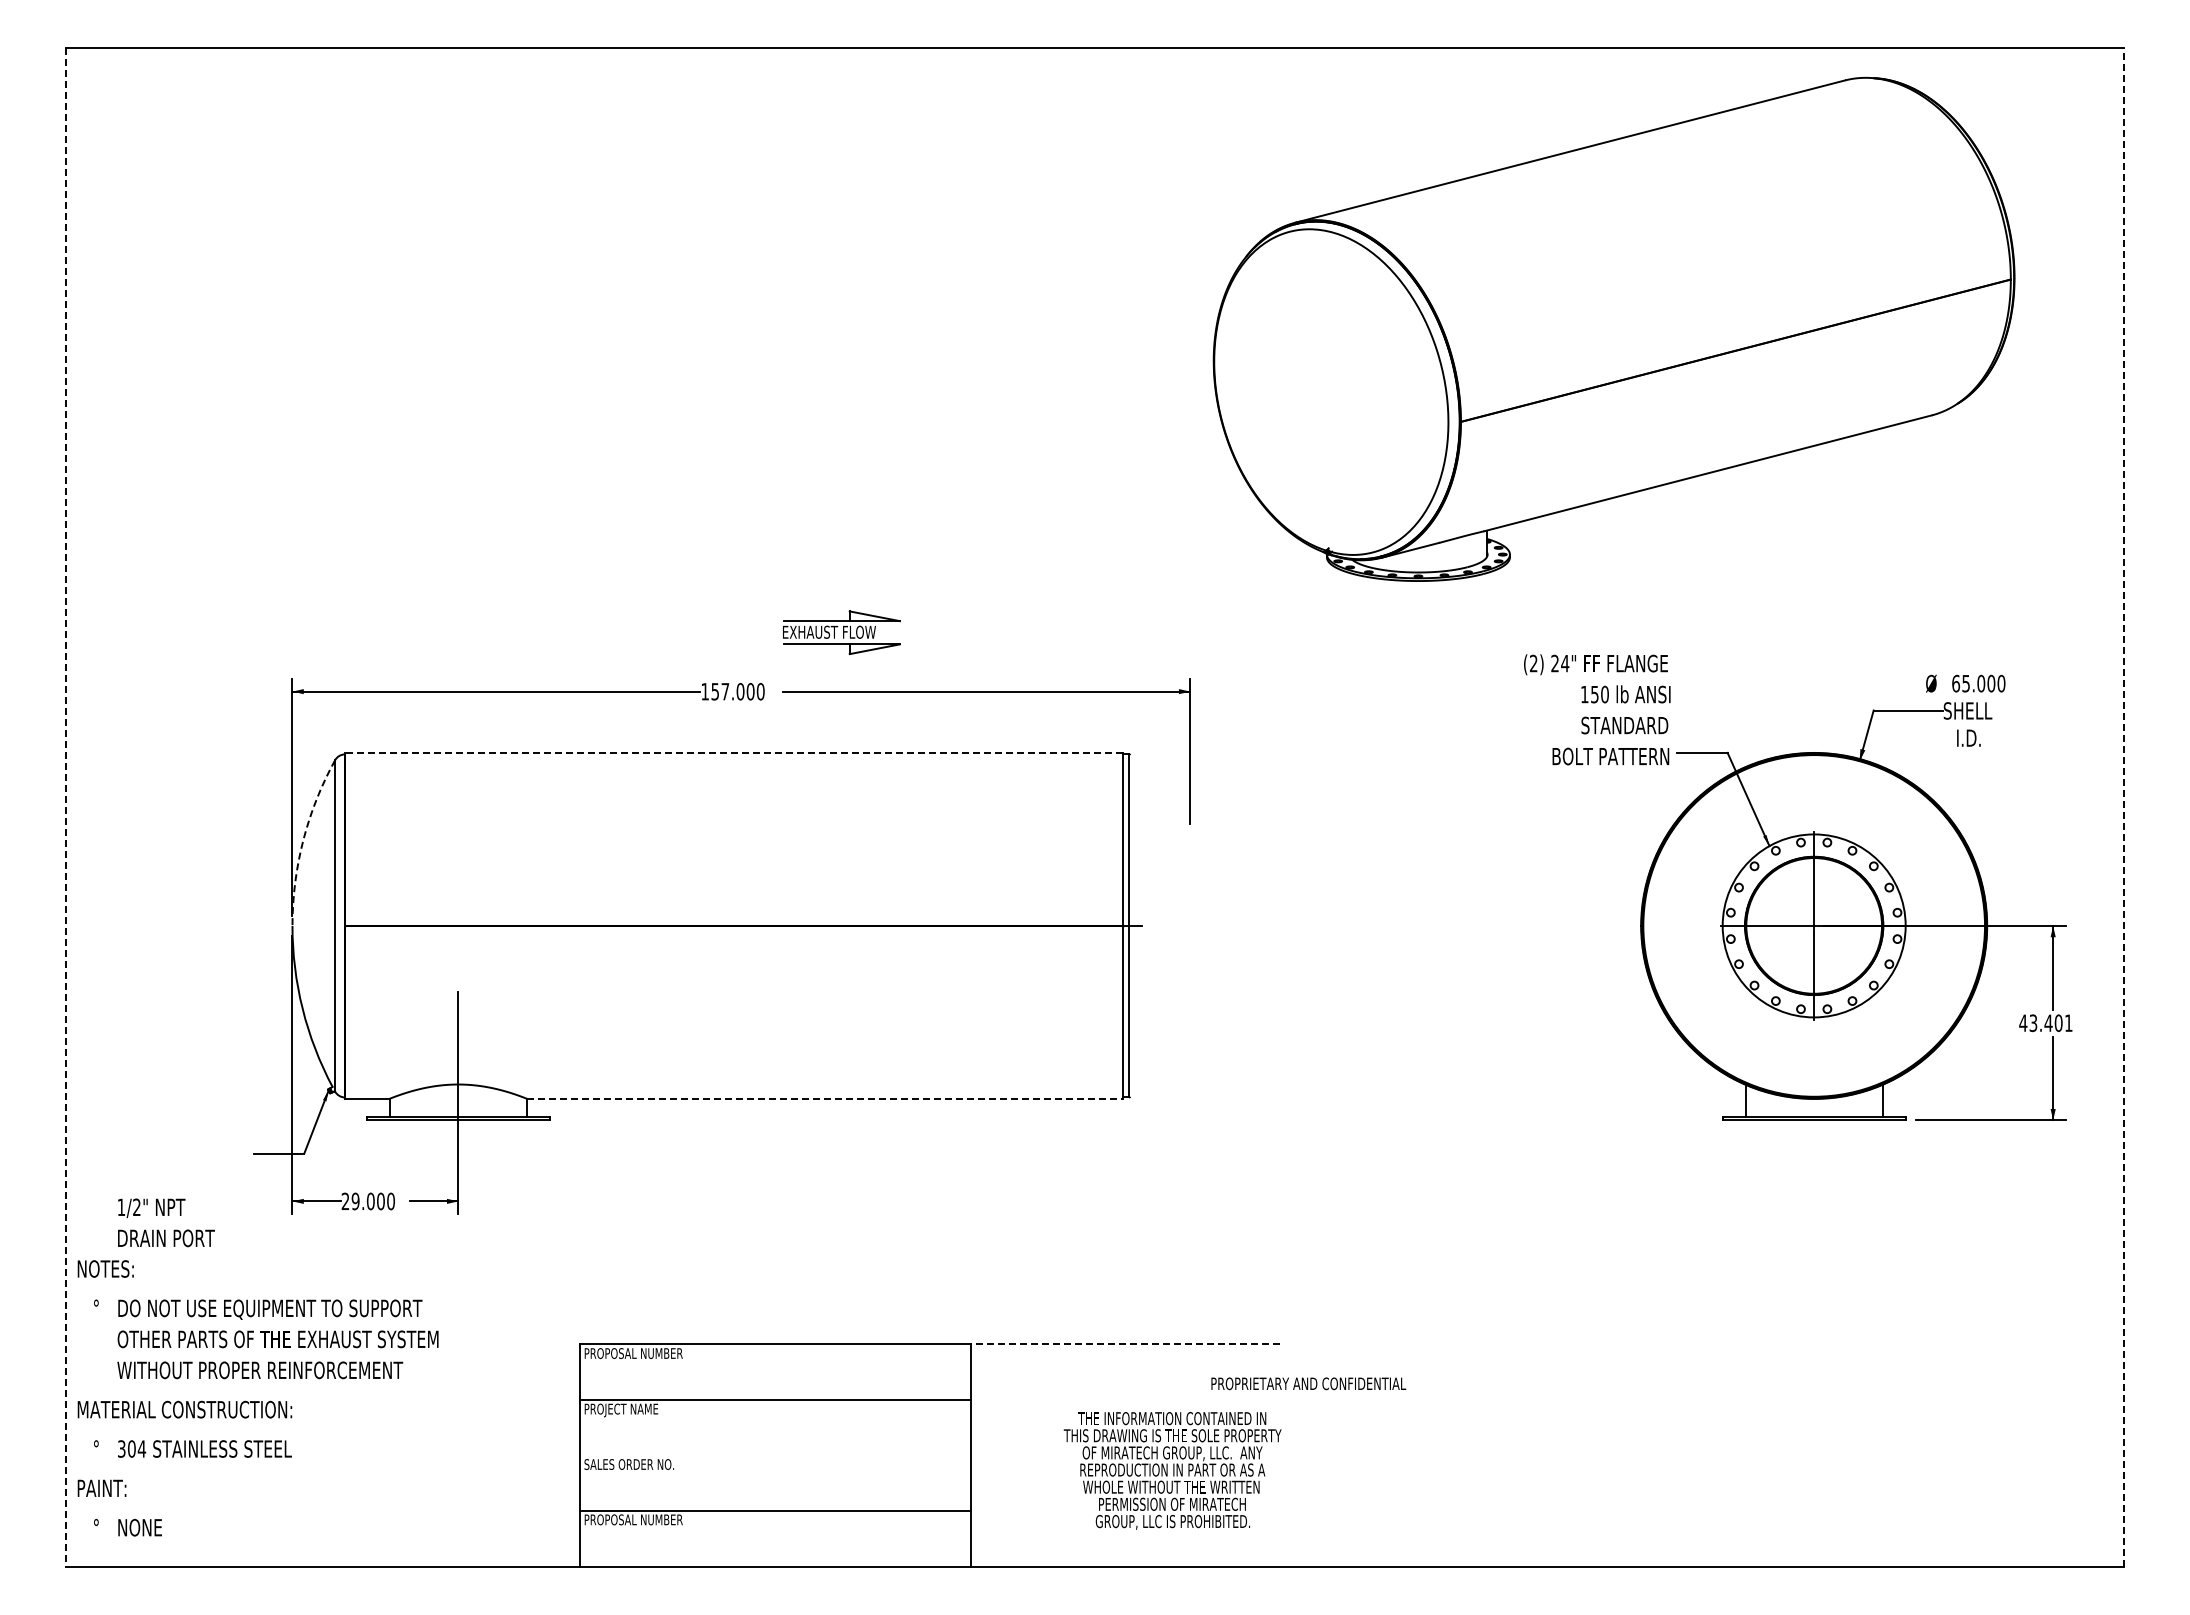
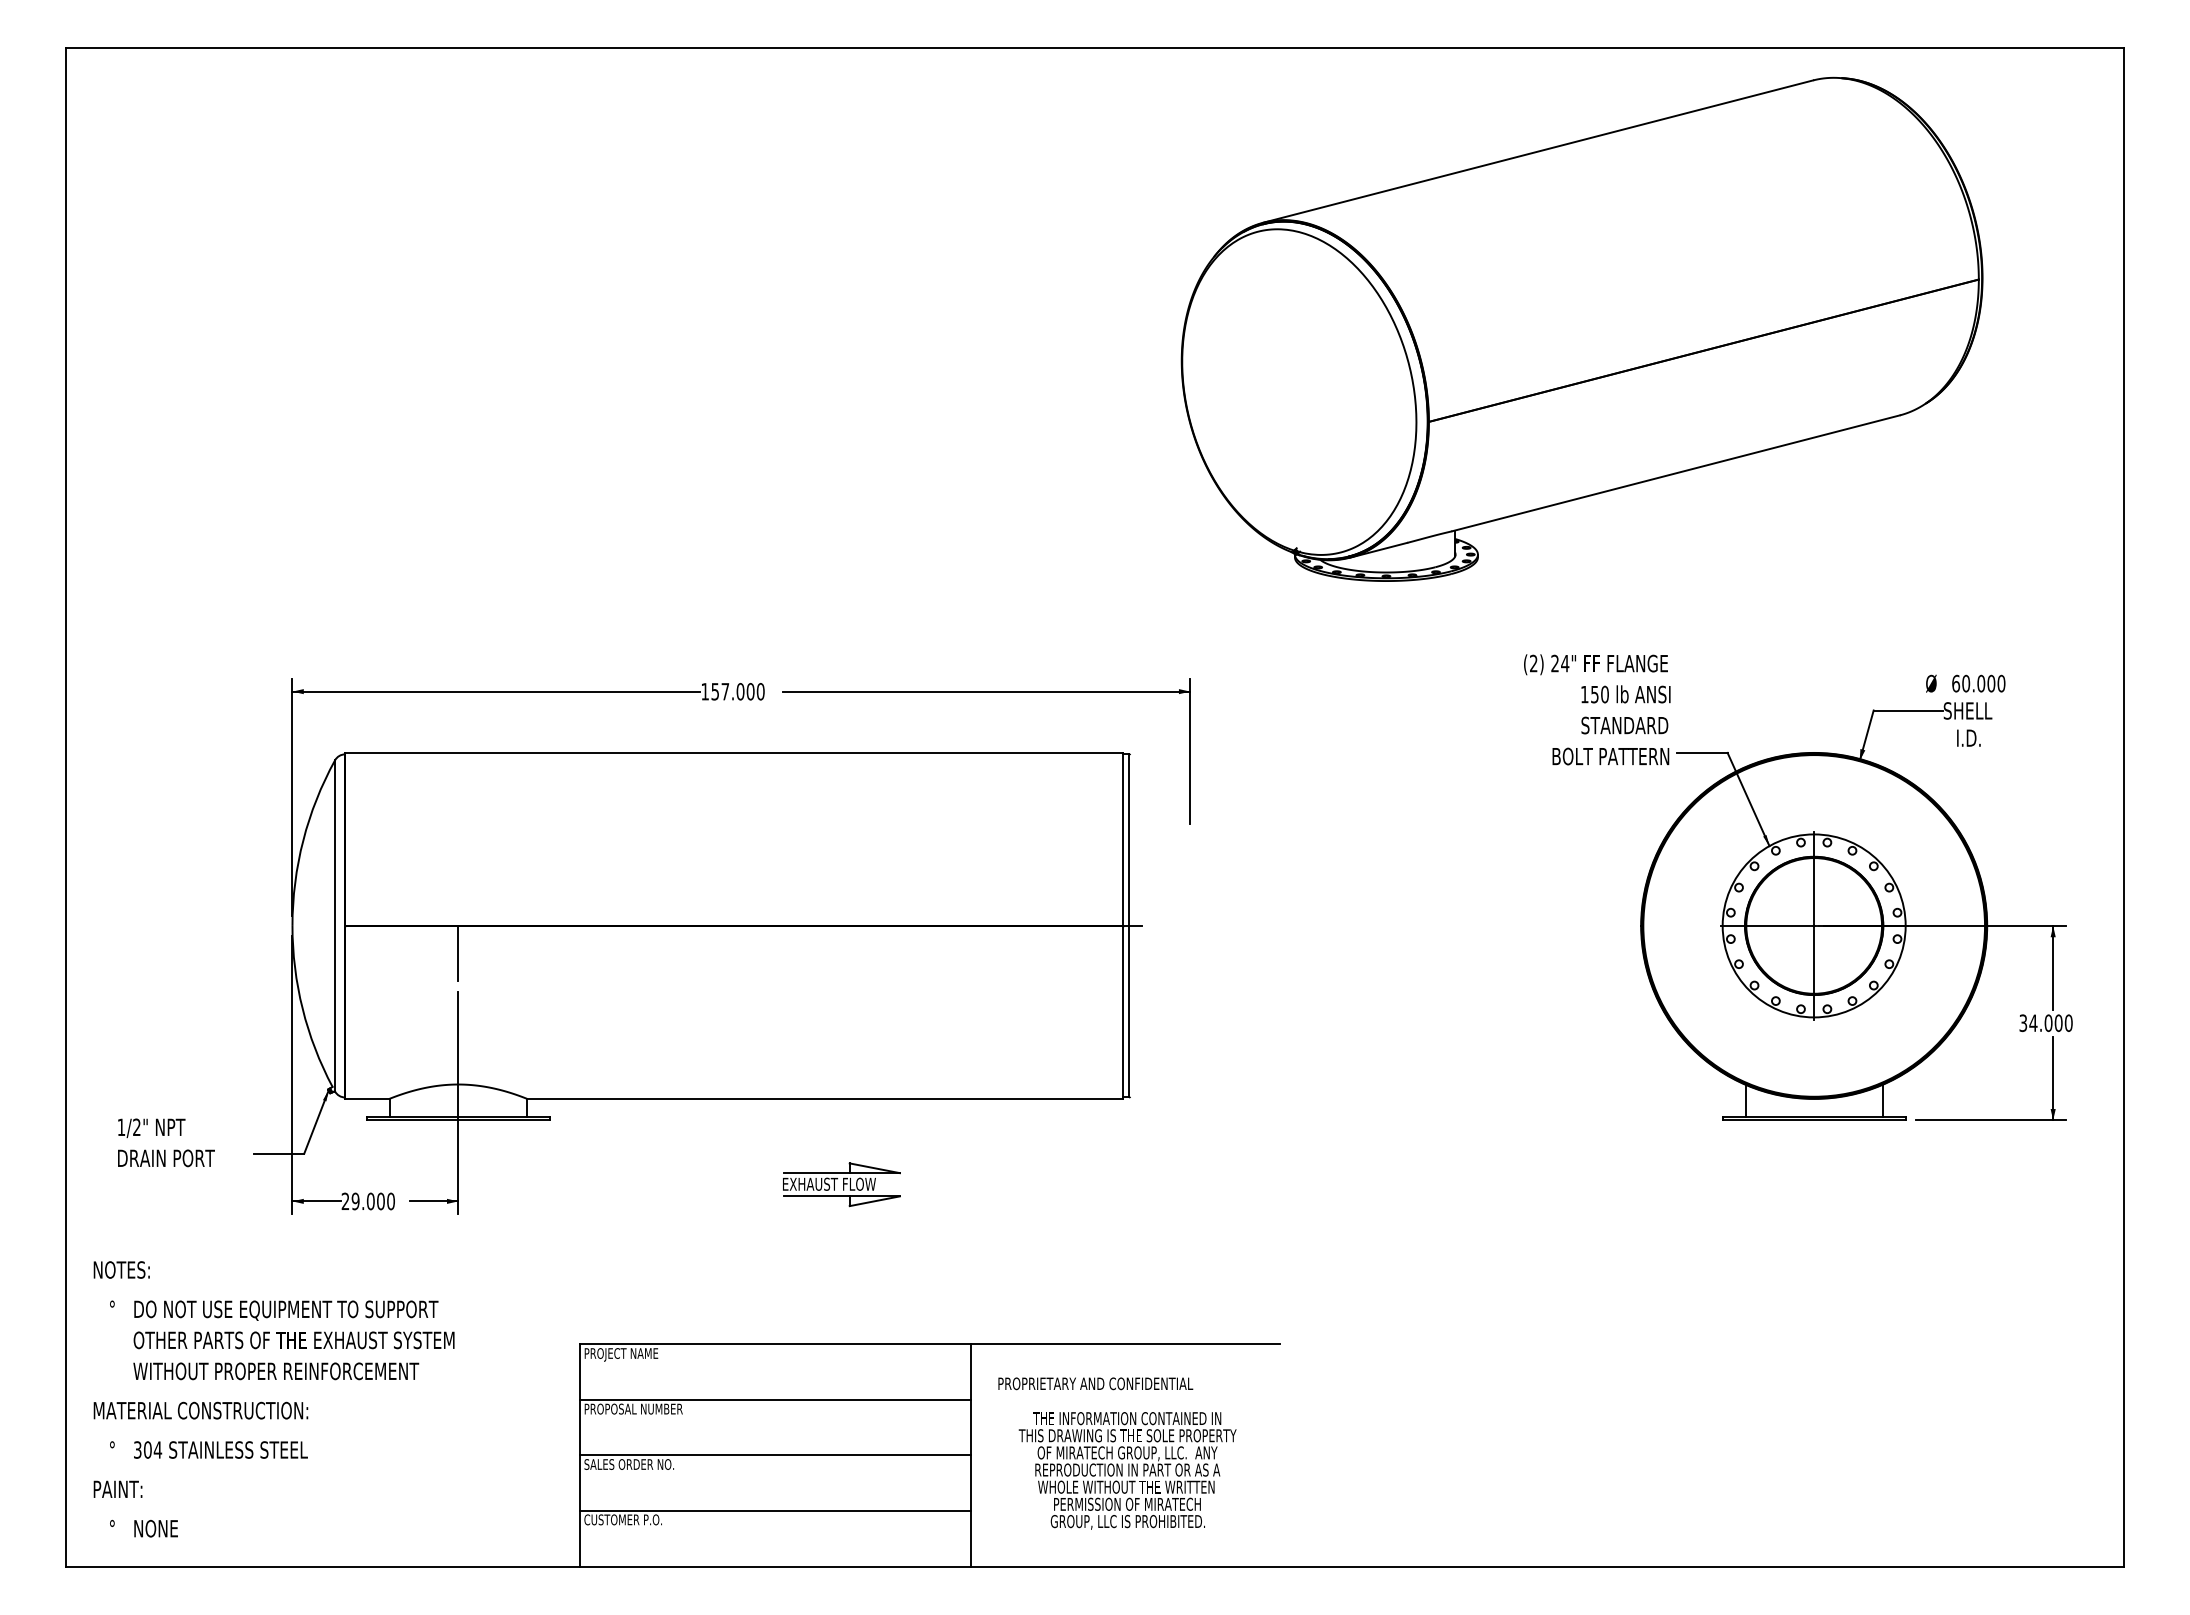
part position: (1613, 328) -> (1581, 328) (1581, 328)
part position: (841, 632) -> (841, 1184) (841, 1184)
text: 65.000 -> 60.000 (1966, 683)
line: dashed -> solid (734, 752)
line: dashed -> solid (65, 807)
line: dashed -> solid (2124, 807)
arc: dashed -> solid (303, 840)
line: none -> present (458, 953)
text: 43.401 -> 34.000 (2045, 1023)
line: dashed -> solid (825, 1098)
text position: (166, 1222) -> (166, 1142) (166, 1142)
line: dashed -> solid (1125, 1344)
text: PROPOSAL NUMBER -> PROJECT NAME (643, 1354)
text position: (1308, 1383) -> (1095, 1383) (1095, 1383)
text position: (257, 1398) -> (273, 1399) (273, 1399)
text: PROJECT NAME -> PROPOSAL NUMBER (643, 1410)
line: none -> present (775, 1455)
text position: (1172, 1470) -> (1127, 1470) (1127, 1470)
text: PROPOSAL NUMBER -> CUSTOMER P.O. (633, 1519)
